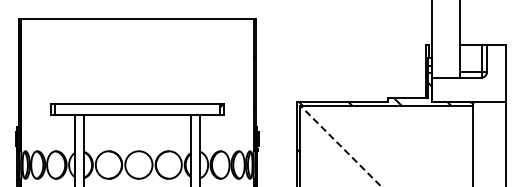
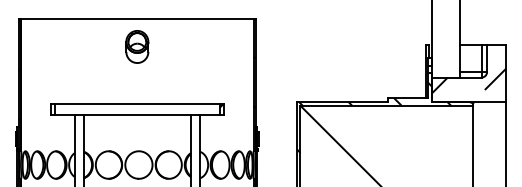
part: none -> present (137, 46)
hatch: none -> present (468, 85)
line: dashed -> solid (340, 145)
